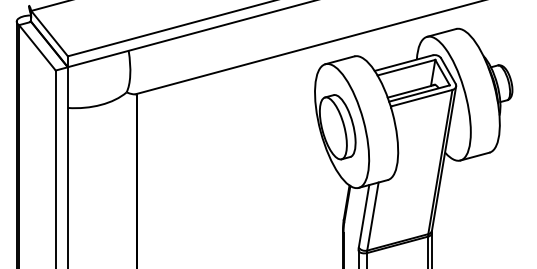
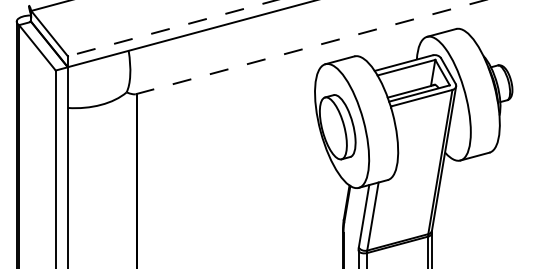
line: solid -> dashed (172, 28)
line: solid -> dashed (310, 47)
